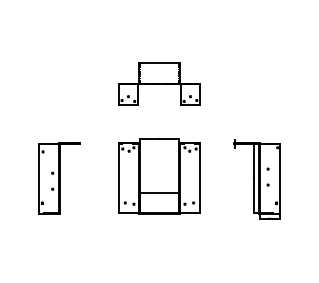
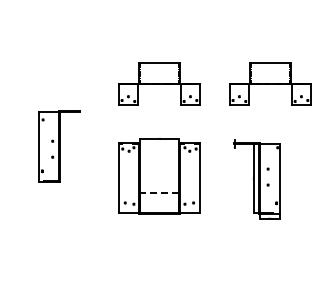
part: none -> present (270, 83)
part position: (59, 178) -> (59, 146) (59, 146)
line: solid -> dashed (159, 192)
